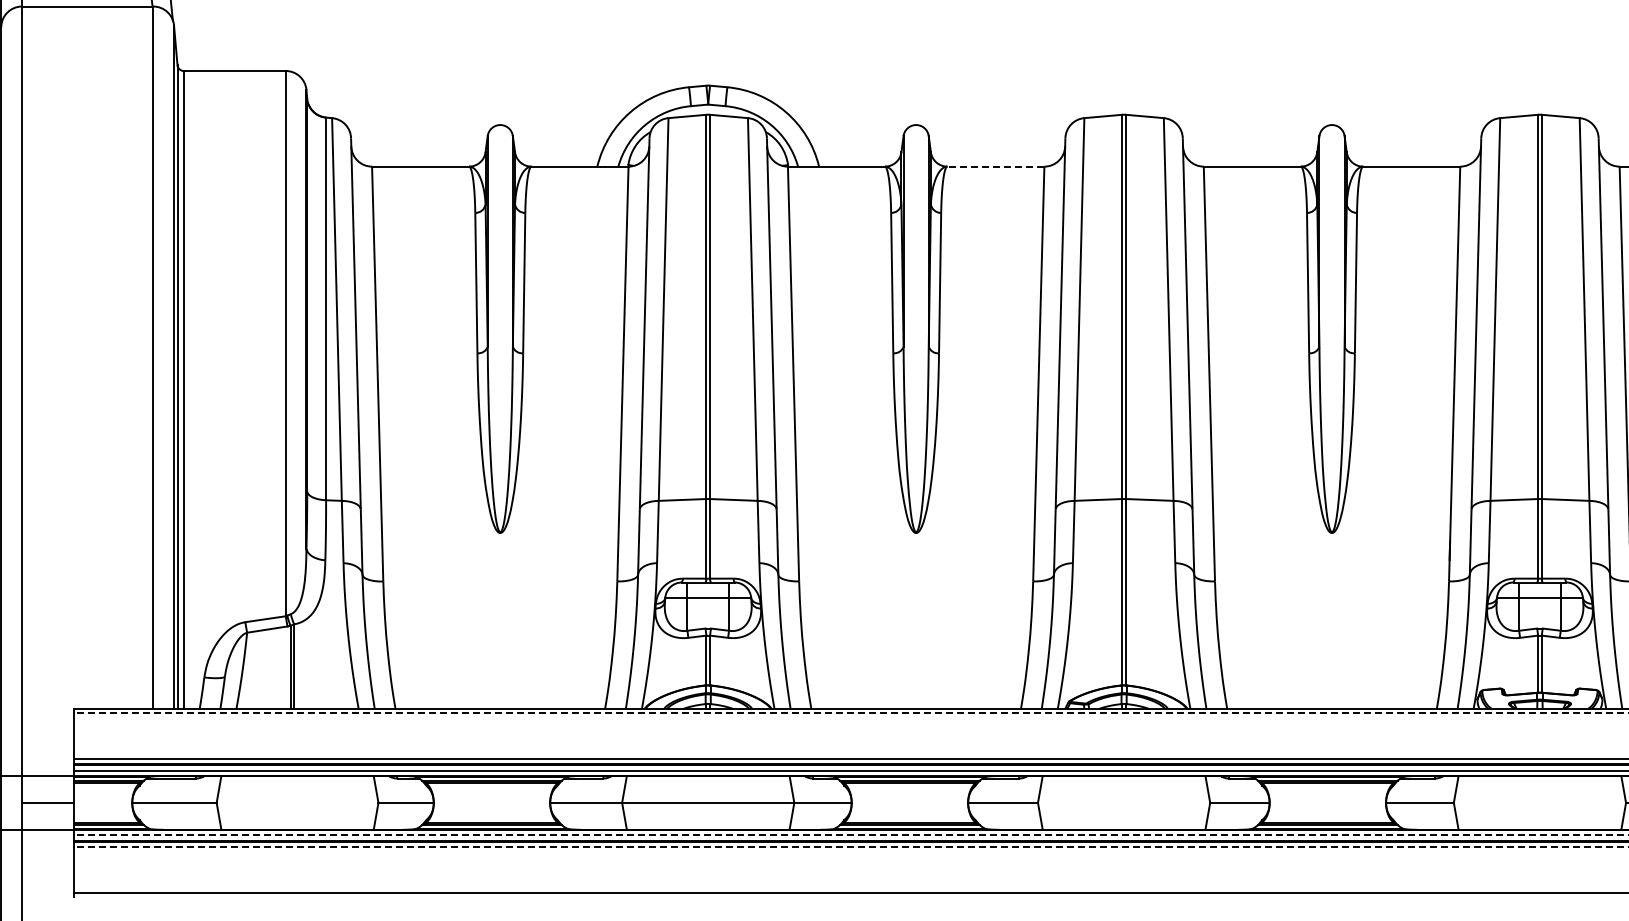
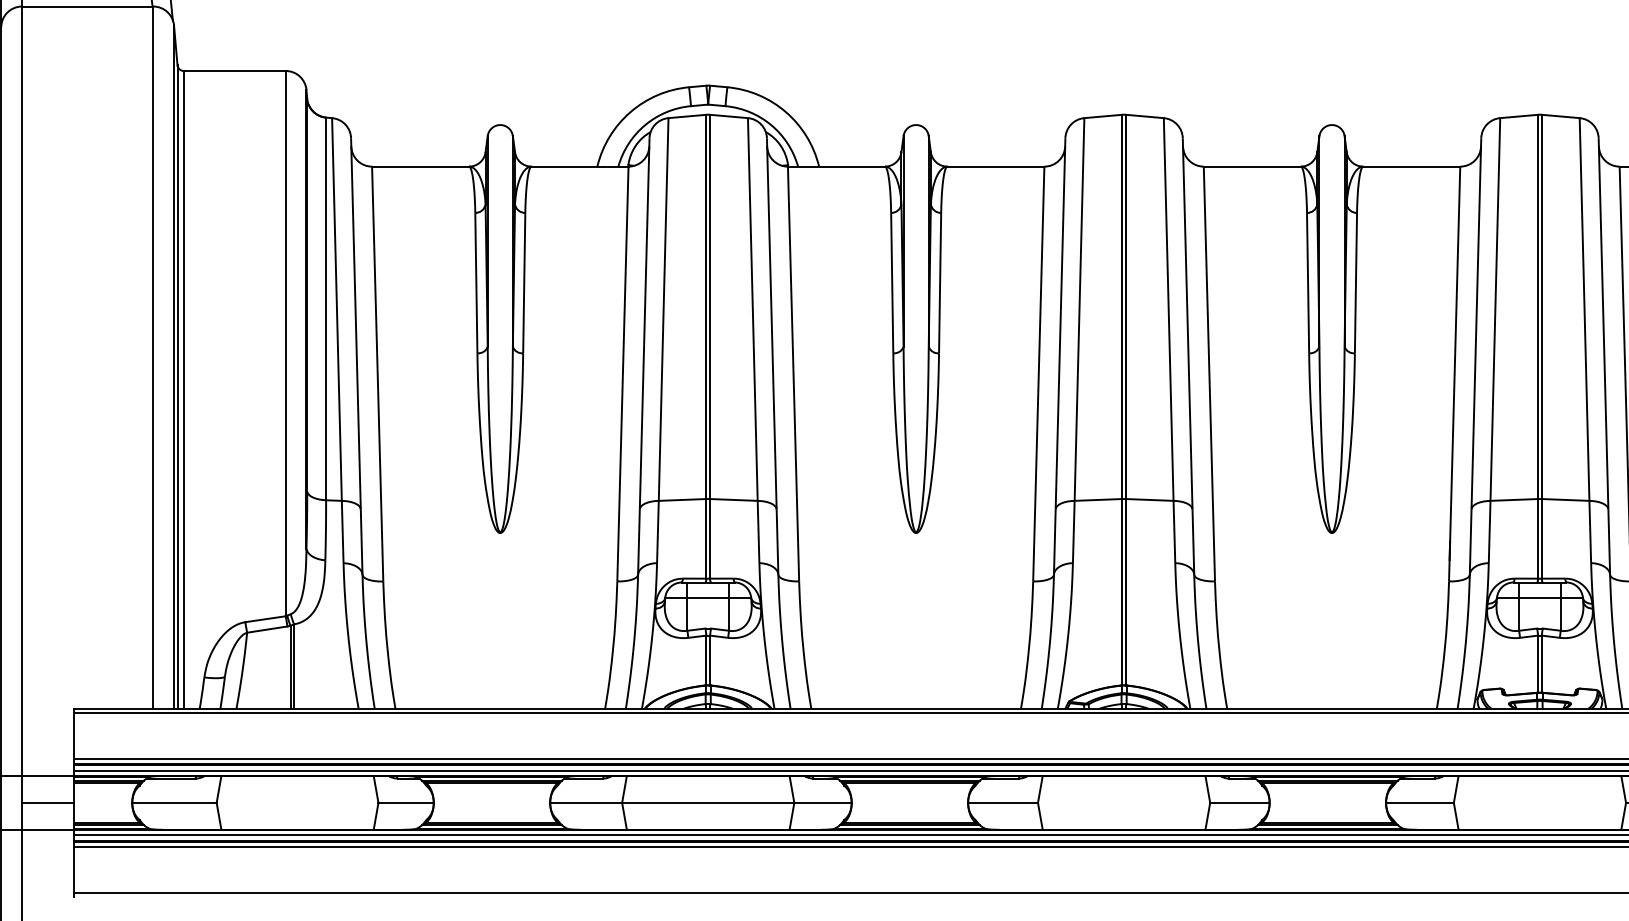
line: dashed -> solid (995, 166)
line: dashed -> solid (850, 713)
line: dashed -> solid (850, 835)
line: dashed -> solid (850, 847)
